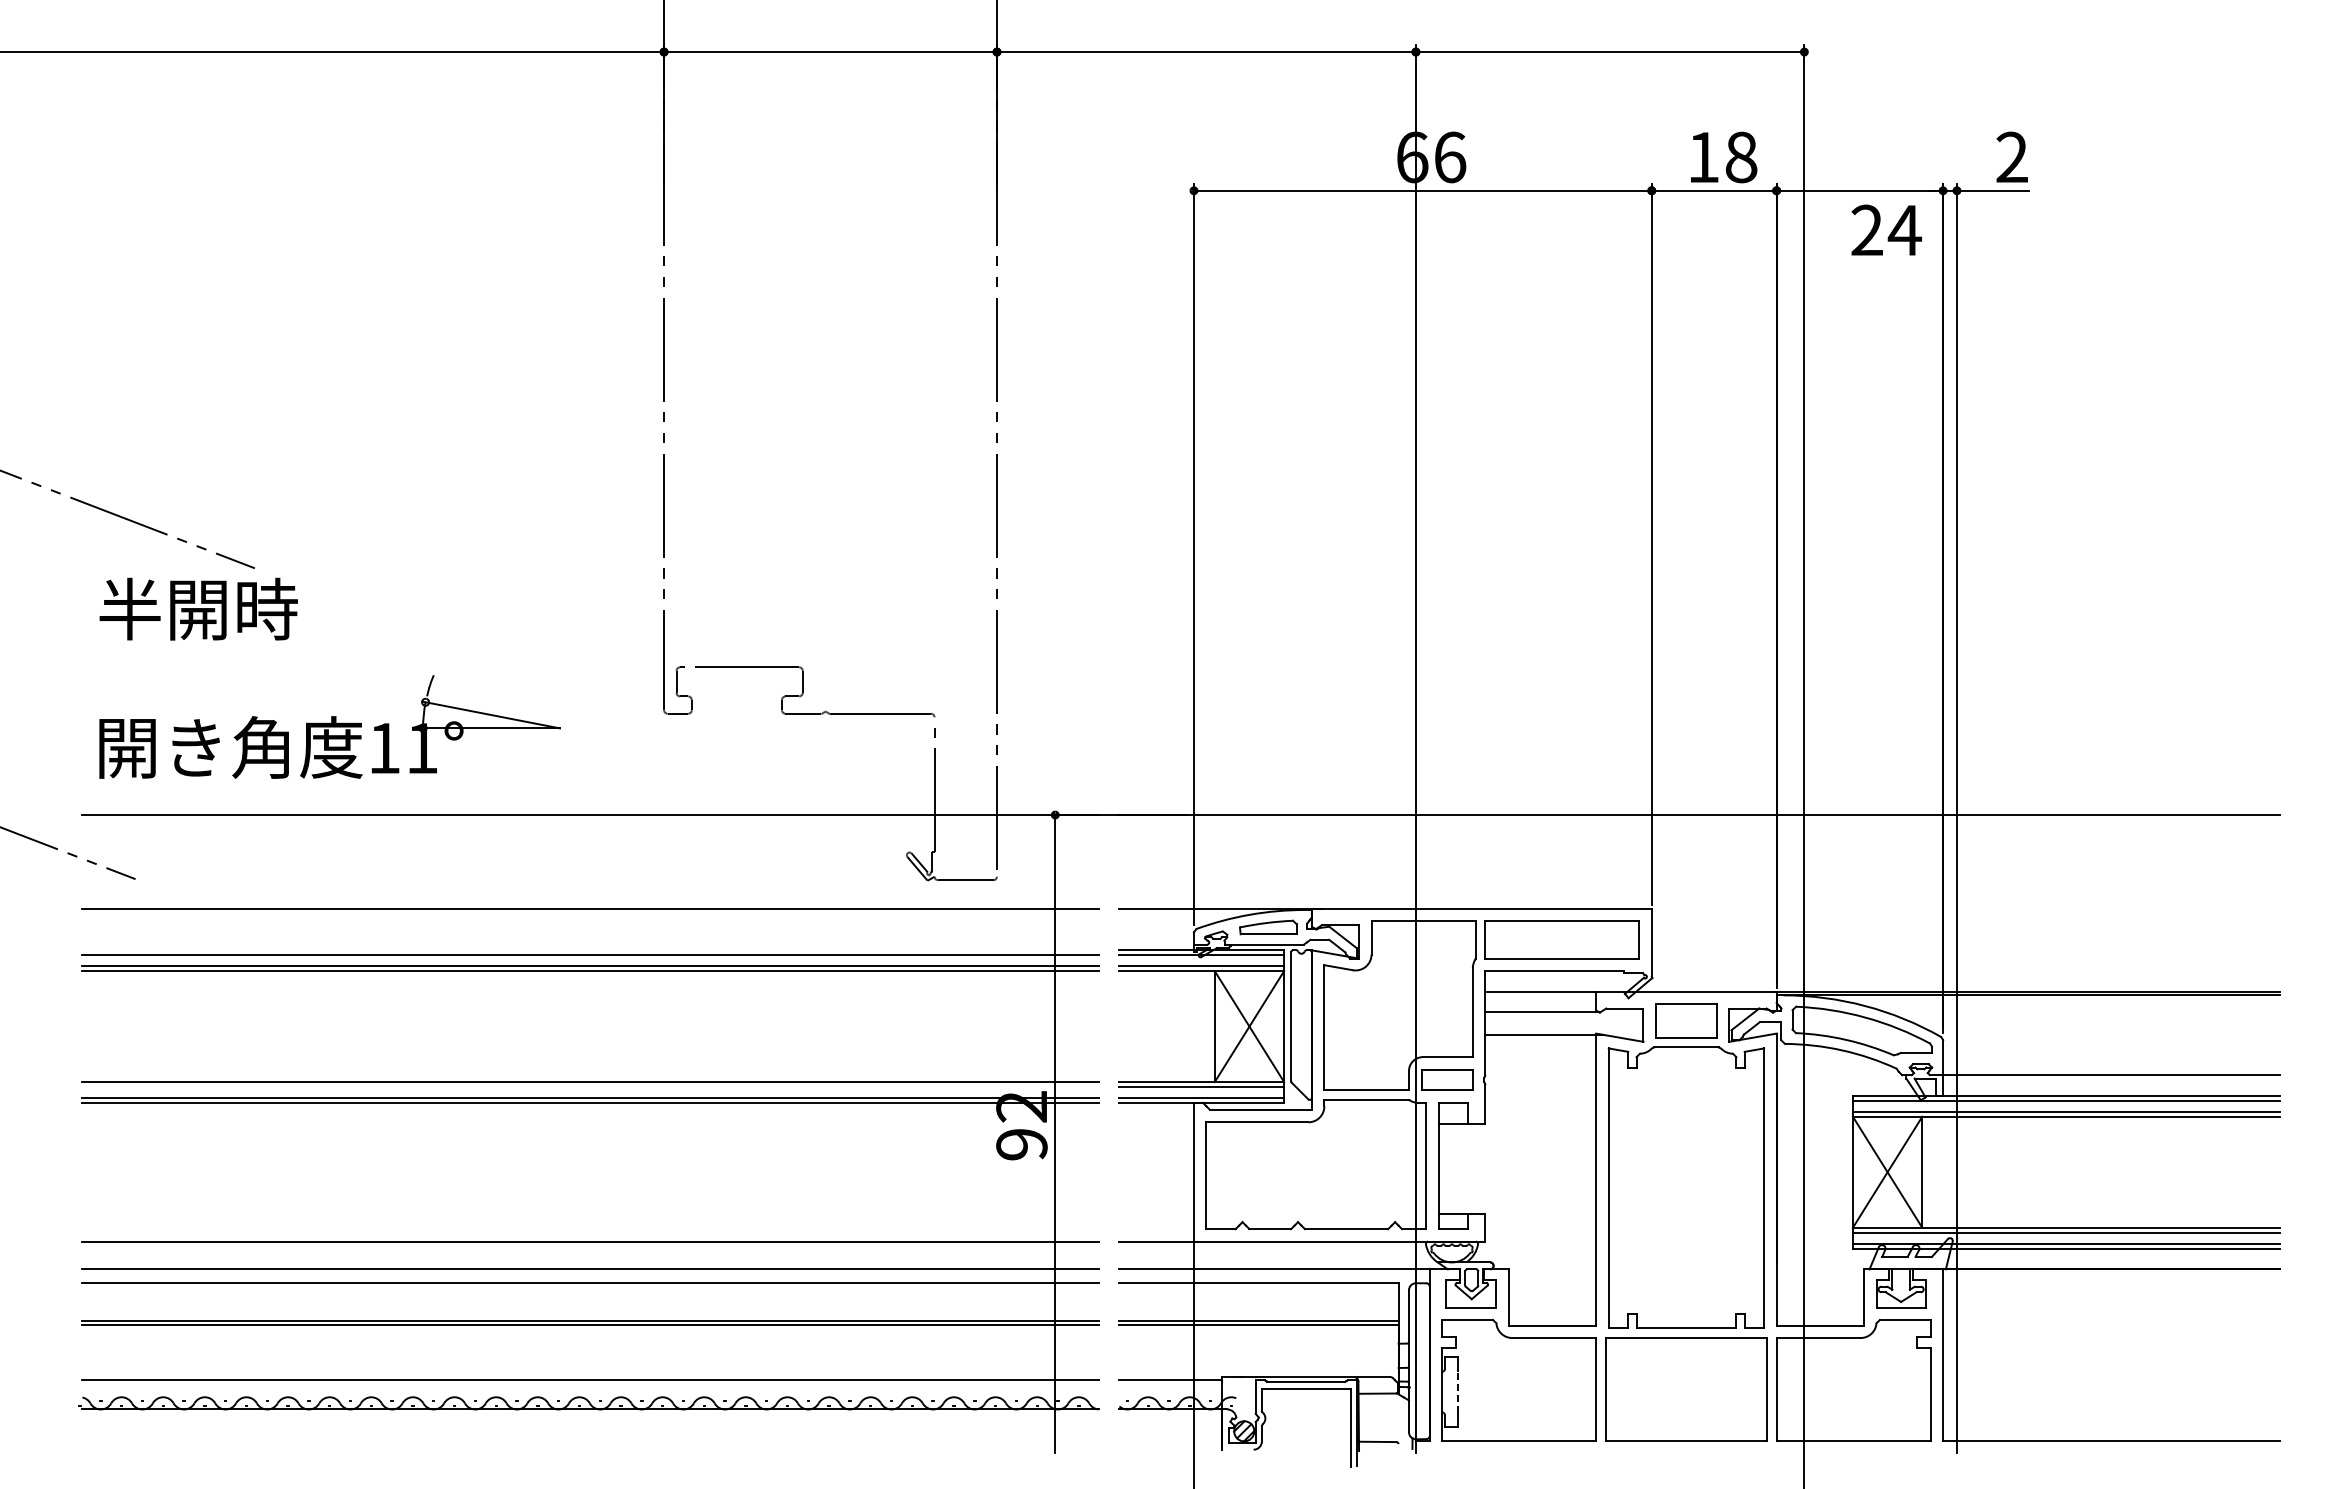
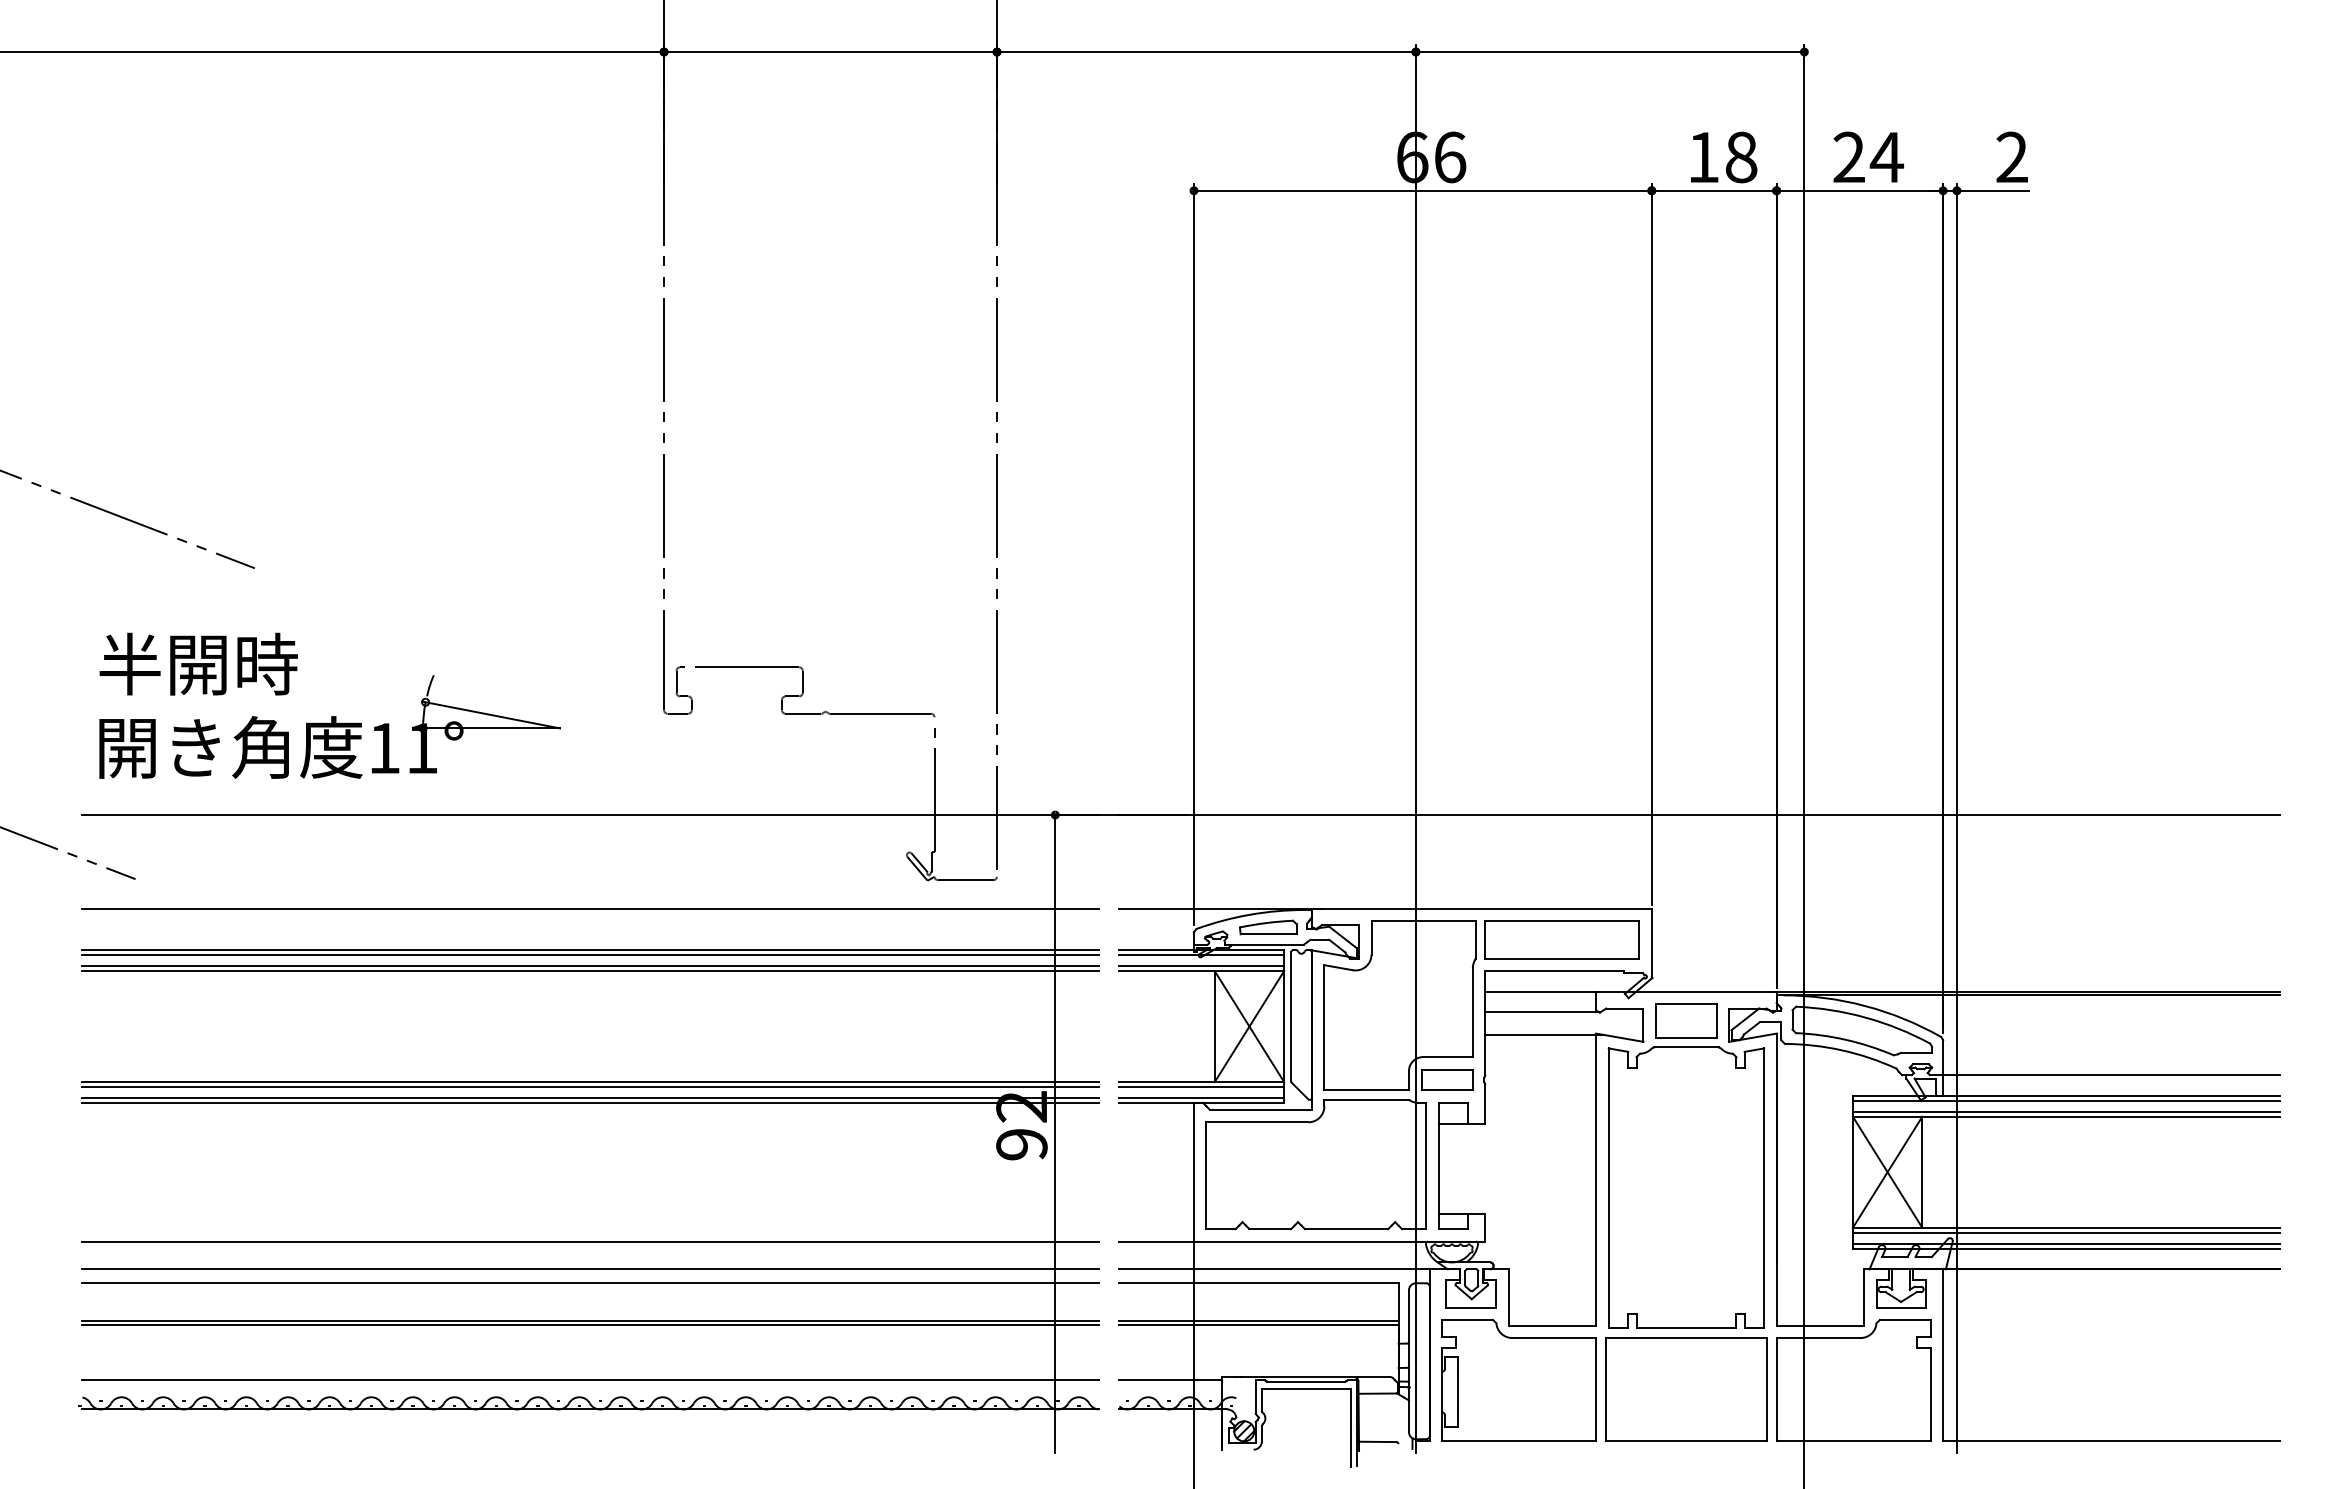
text position: (1886, 229) -> (1868, 156) (1868, 156)
text position: (198, 608) -> (198, 663) (198, 663)
line: none -> present (590, 950)
line: none -> present (590, 1086)
line: dashed -> solid (1457, 1392)
